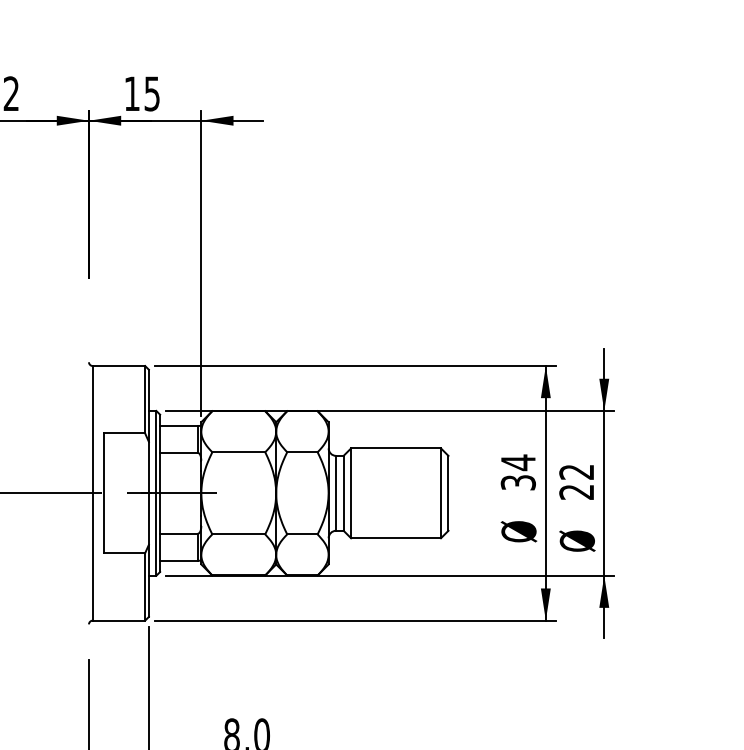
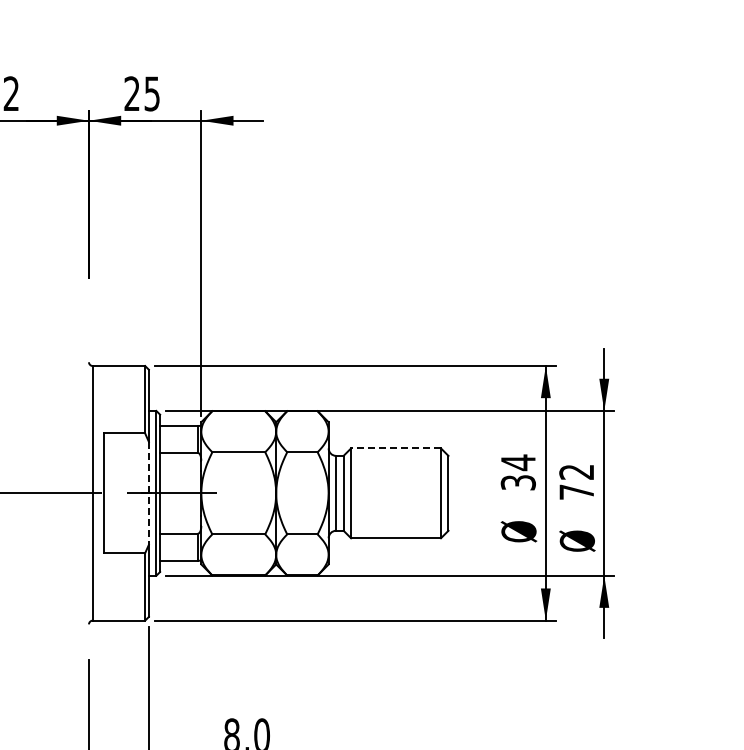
text: 15 -> 25 (131, 93)
line: solid -> dashed (396, 448)
text: 22 -> 72 (576, 491)
line: solid -> dashed (148, 493)
